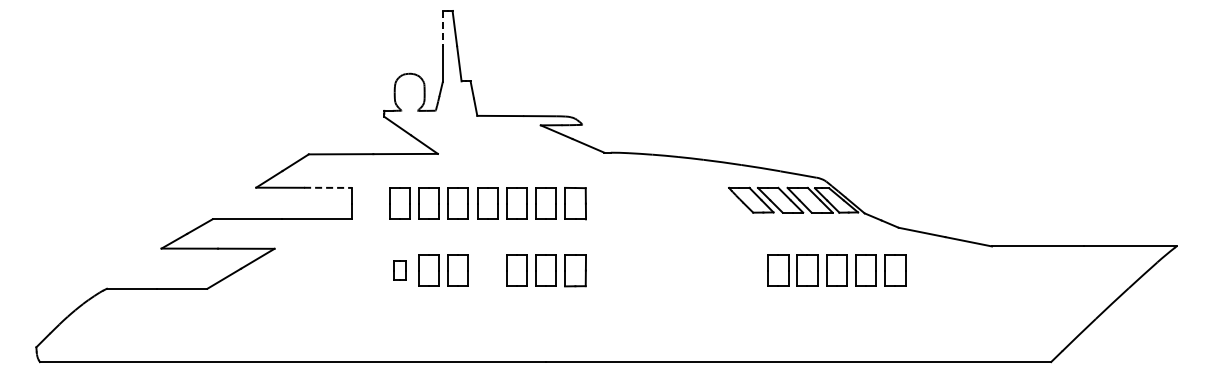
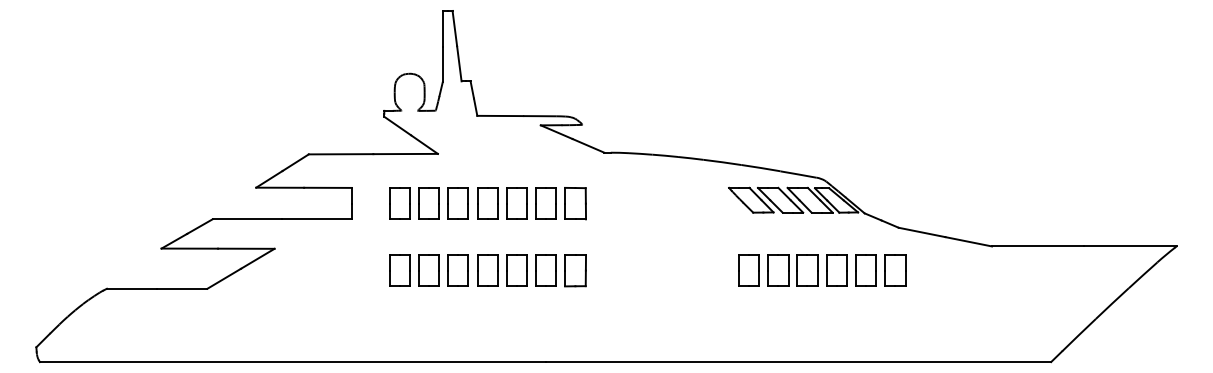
line: dashed -> solid (442, 28)
line: dashed -> solid (328, 187)
part size: 14x21 px -> 22x33 px (399, 270)
part: none -> present (487, 270)
part: none -> present (748, 270)
